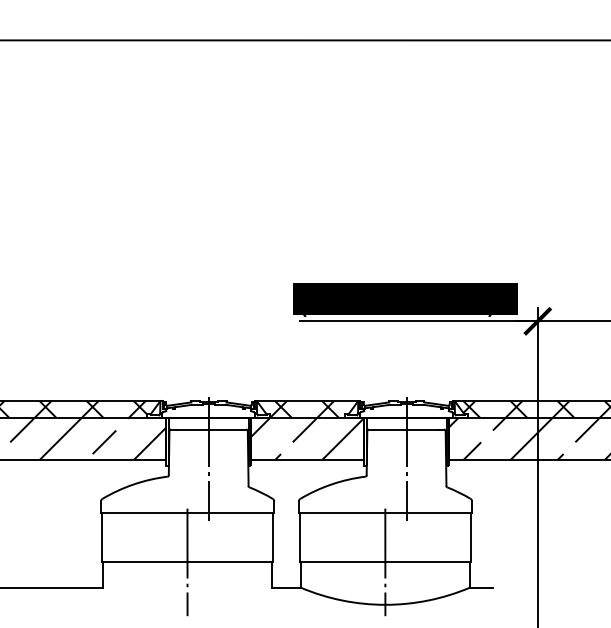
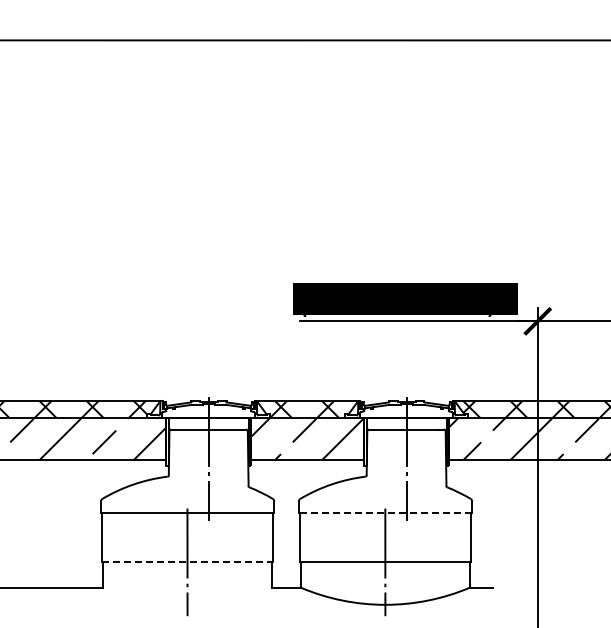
line: solid -> dashed (385, 512)
line: solid -> dashed (188, 561)
